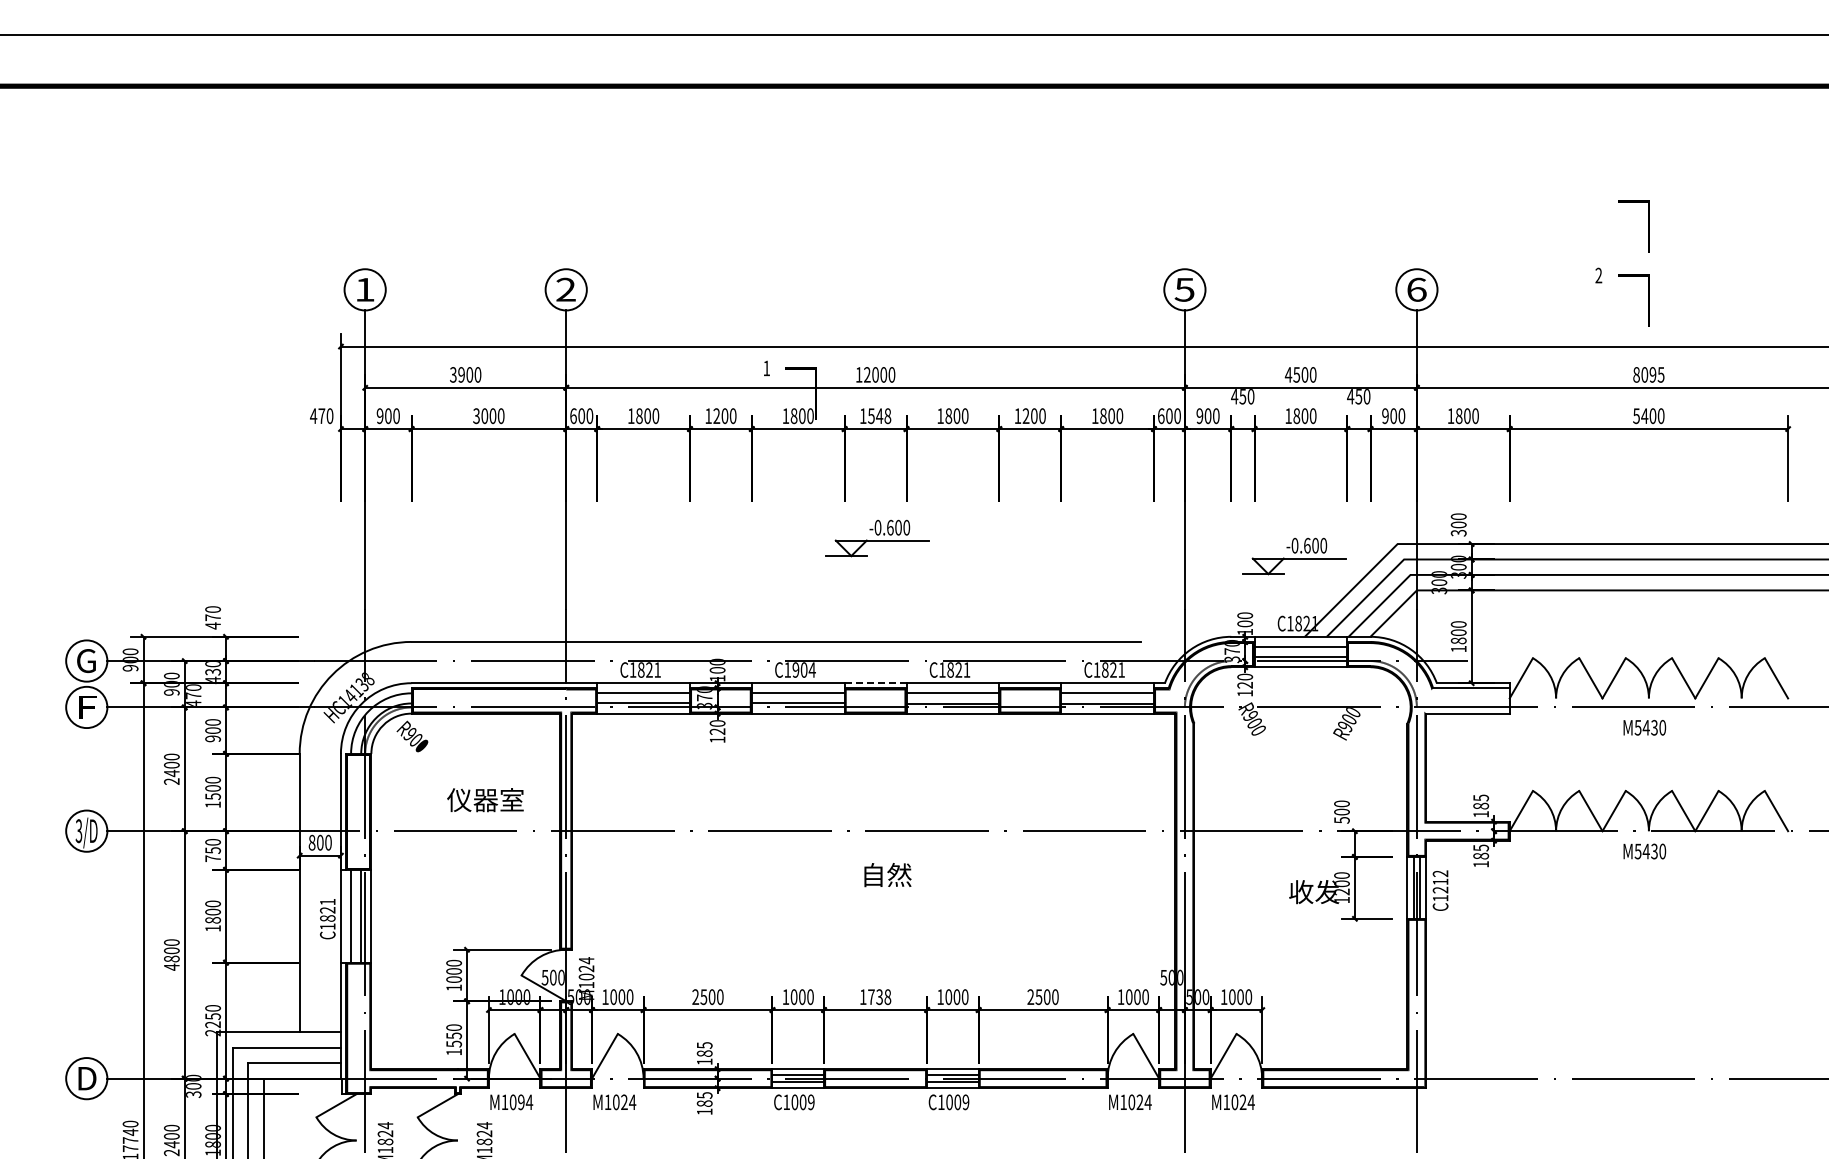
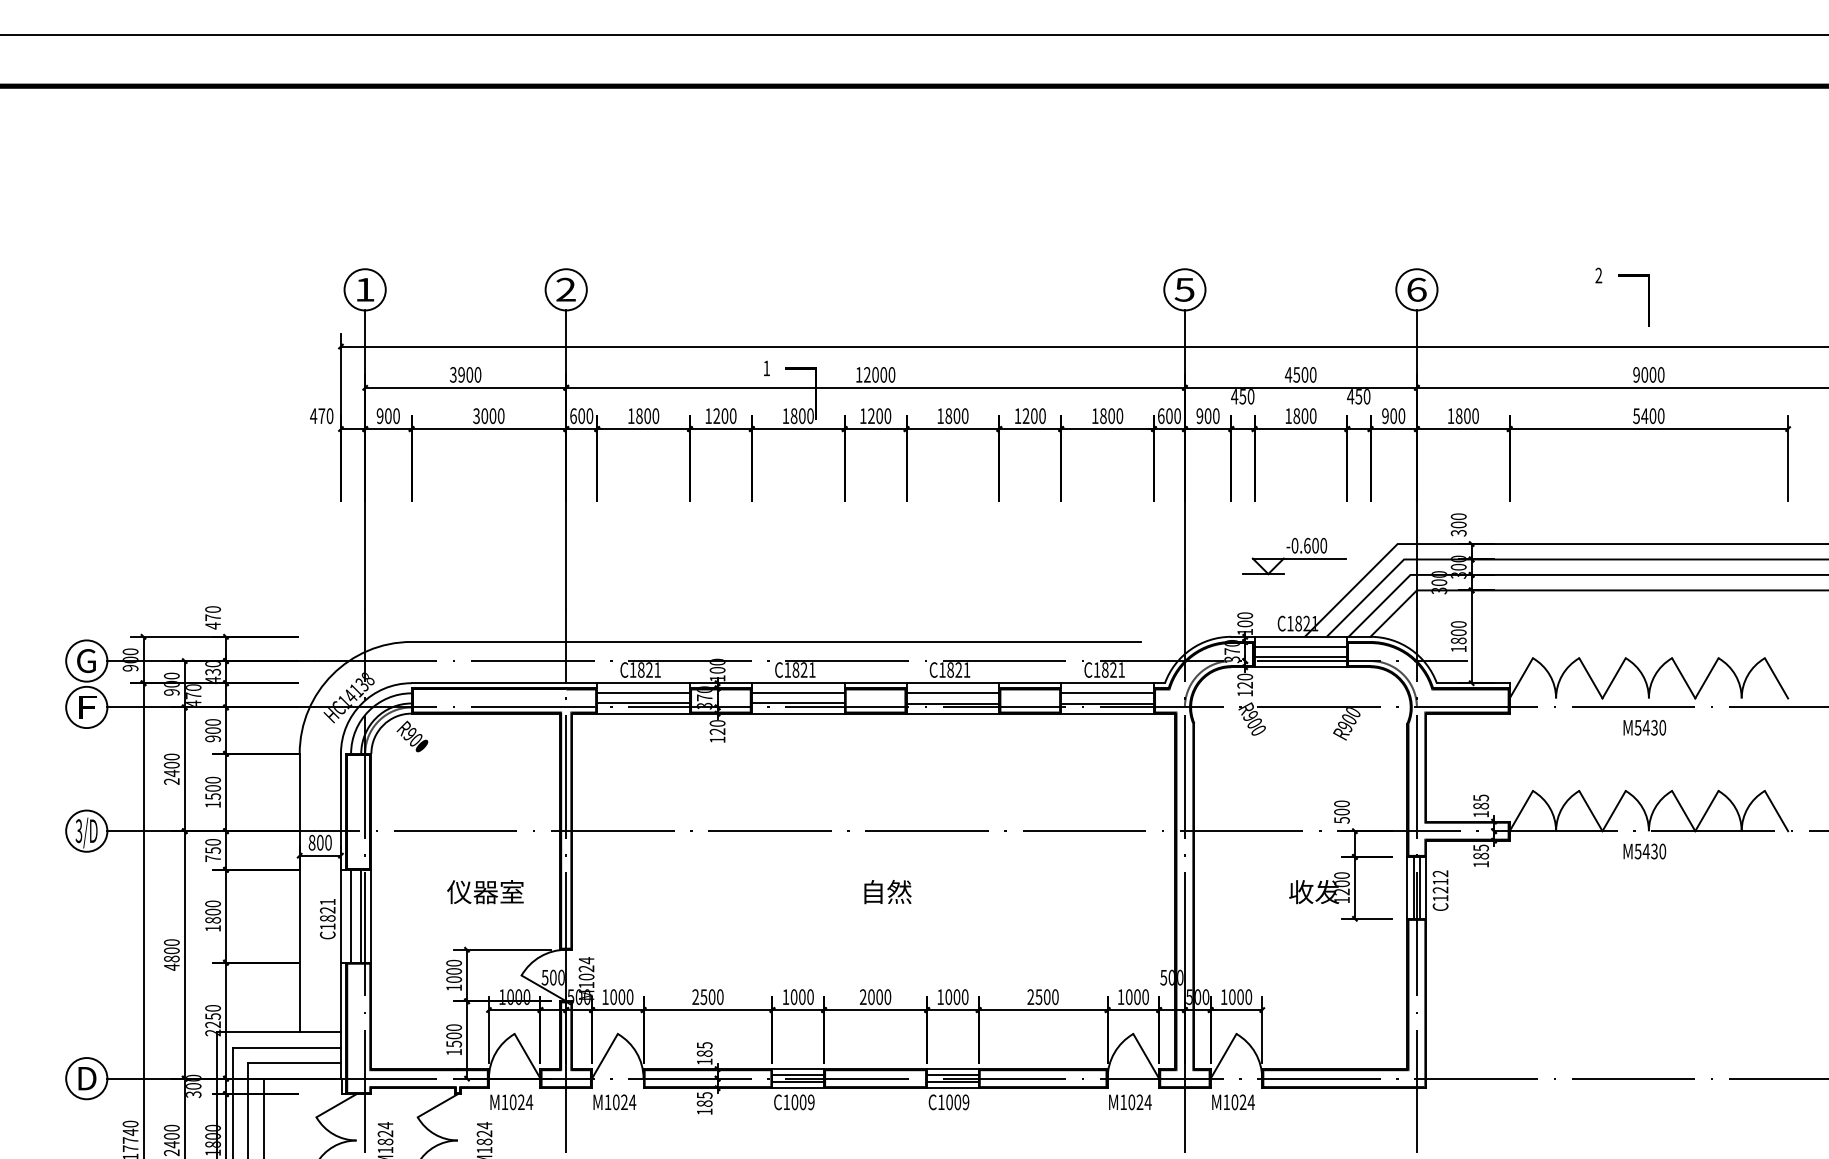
line: present -> none (1648, 226)
text: 8095 -> 9000 (1648, 374)
text: 1548 -> 1200 (879, 416)
part: present -> none (877, 538)
text: C1904 -> C1821 (803, 669)
line: dashed -> solid (875, 683)
fill: none -> present (1466, 700)
text position: (485, 800) -> (485, 892) (485, 892)
text position: (887, 875) -> (887, 892) (887, 892)
text: 1738 -> 2000 (875, 997)
text: 1550 -> 1500 (453, 1035)
text: M1094 -> M1024 (521, 1102)
